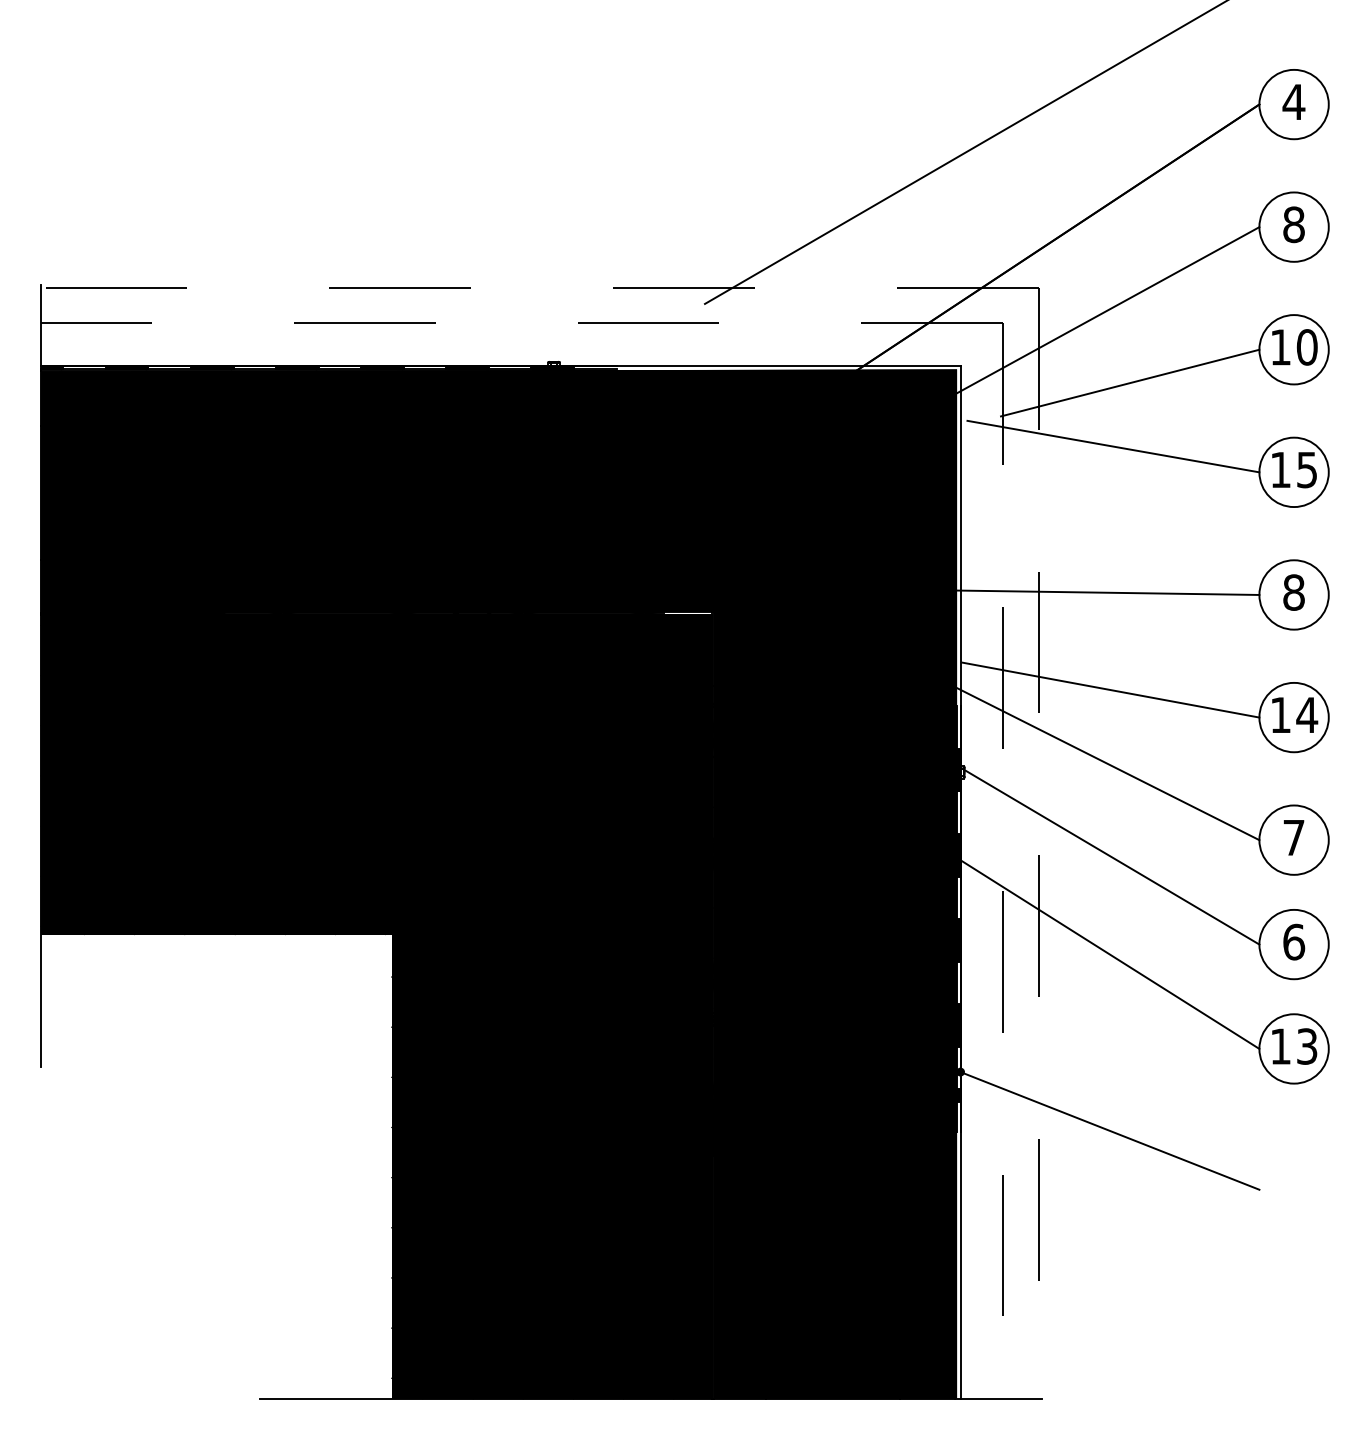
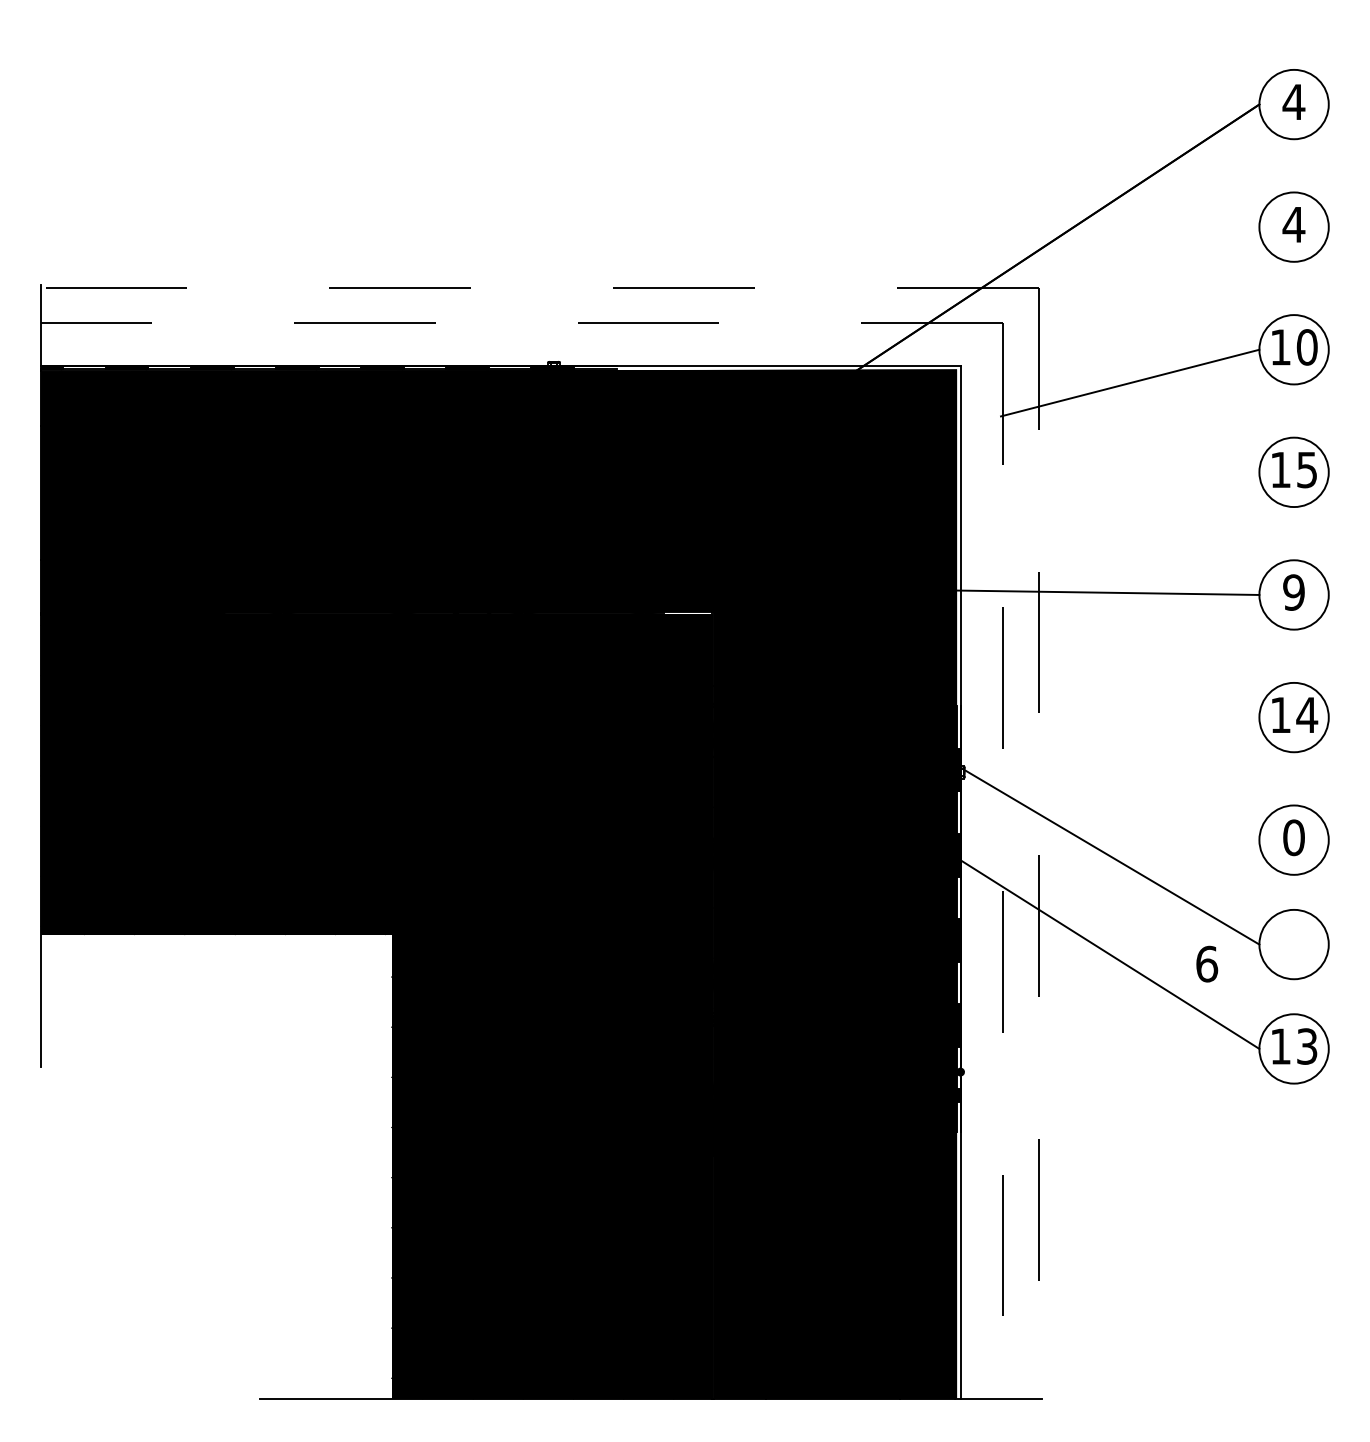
line: present -> none (964, 152)
text: 8 -> 4 (1293, 224)
line: present -> none (1105, 311)
line: present -> none (1113, 446)
text: 8 -> 9 (1293, 592)
line: present -> none (1110, 689)
line: present -> none (1105, 762)
text: 7 -> 0 (1293, 837)
text position: (1294, 941) -> (1207, 963) (1207, 963)
line: present -> none (1109, 1130)
